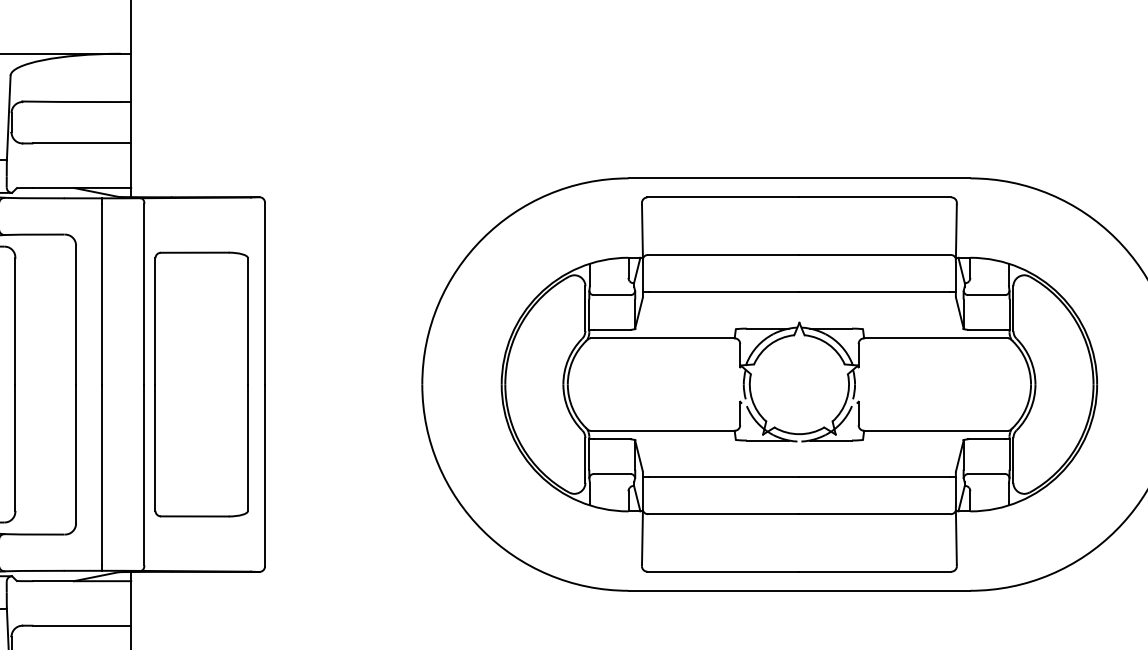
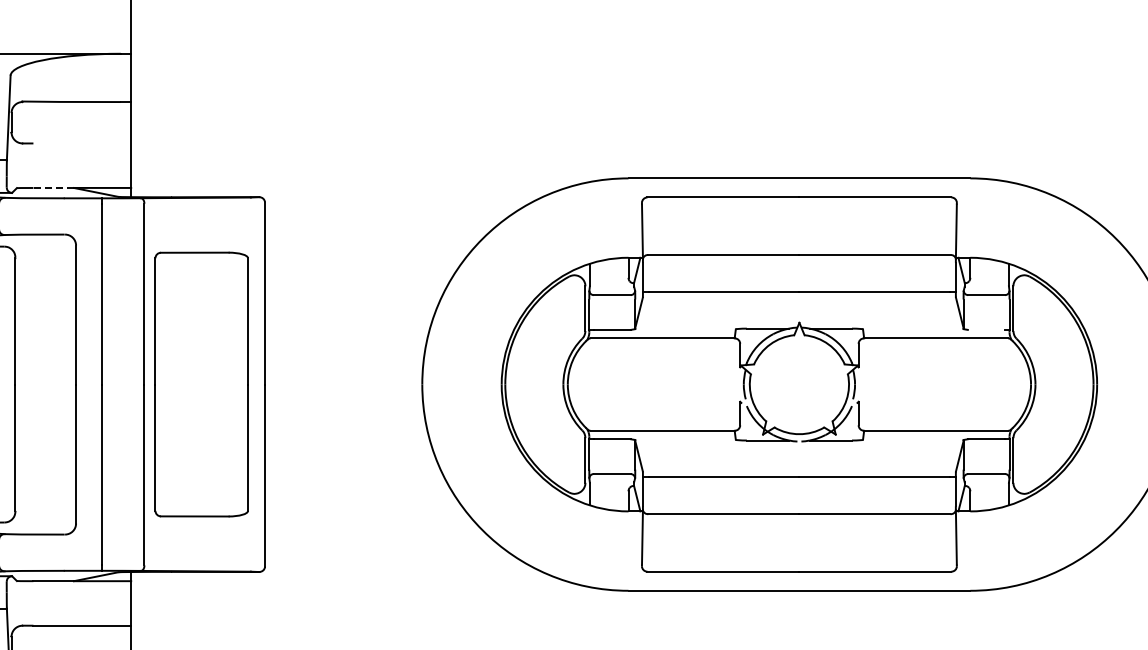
line: present -> none (82, 143)
line: solid -> dashed (53, 188)
line: present -> none (986, 329)
